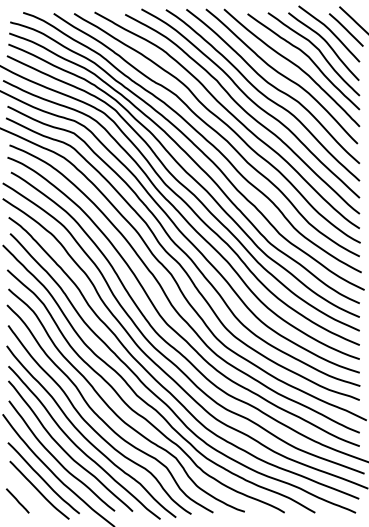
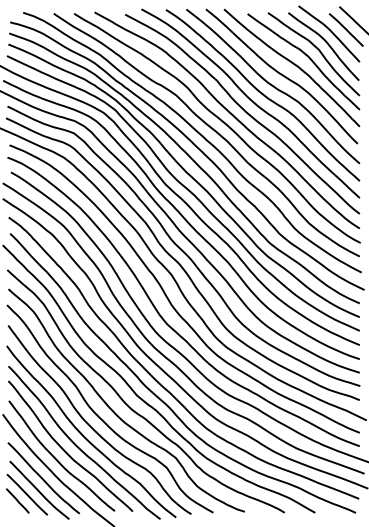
line: none -> present (27, 494)
